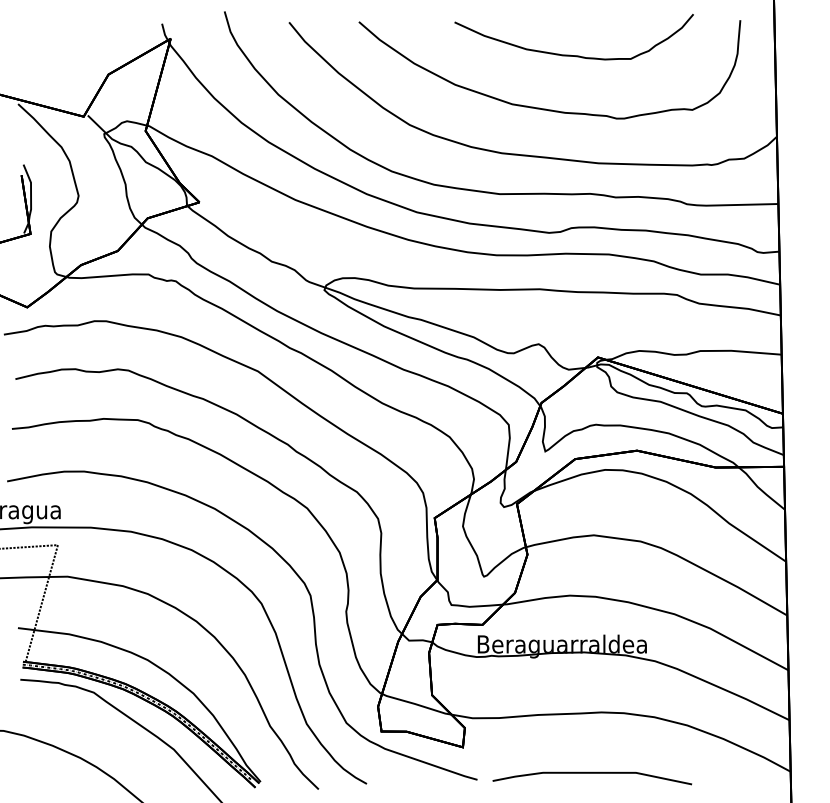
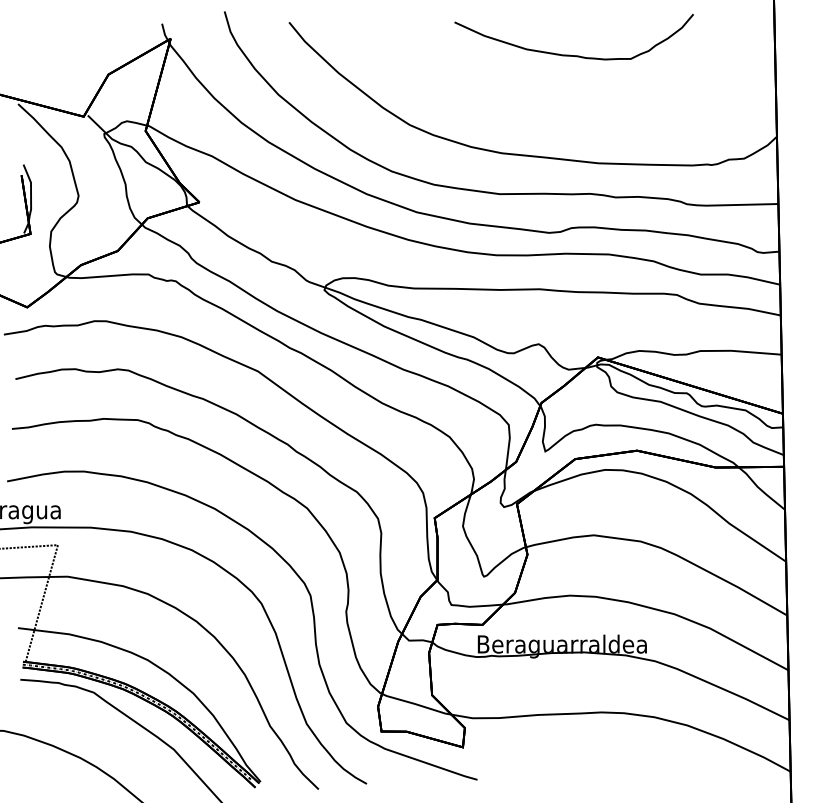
curve: present -> none (546, 108)
line: present -> none (592, 773)
